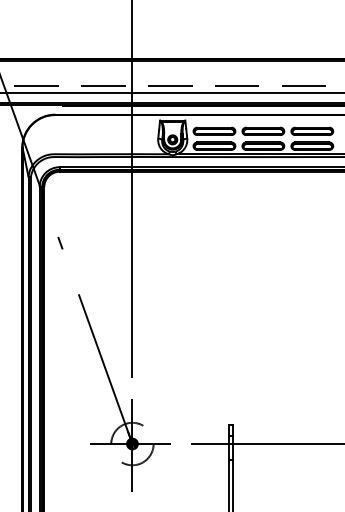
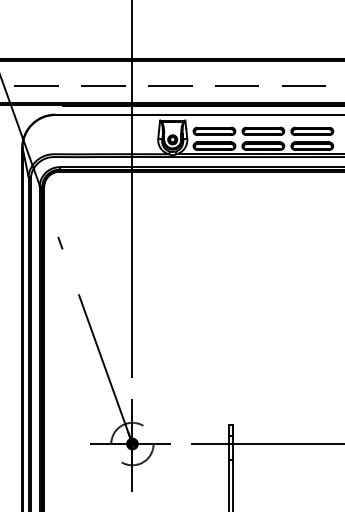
line: present -> none (171, 93)
